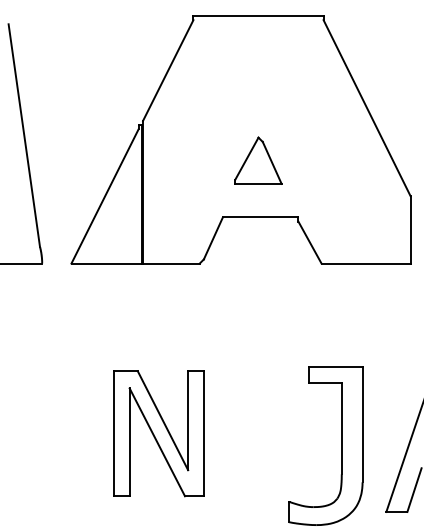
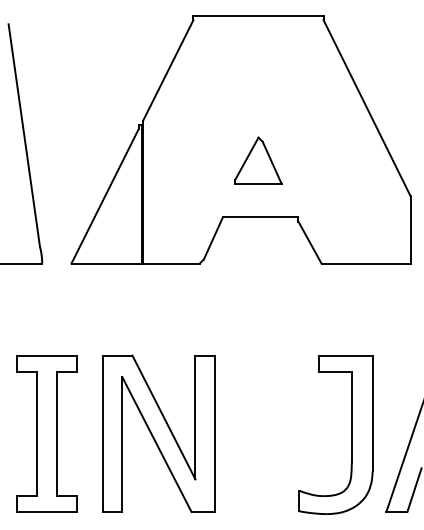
part: none -> present (46, 433)
part size: 92x128 px -> 114x159 px (158, 433)
part position: (341, 445) -> (351, 434) (351, 434)
